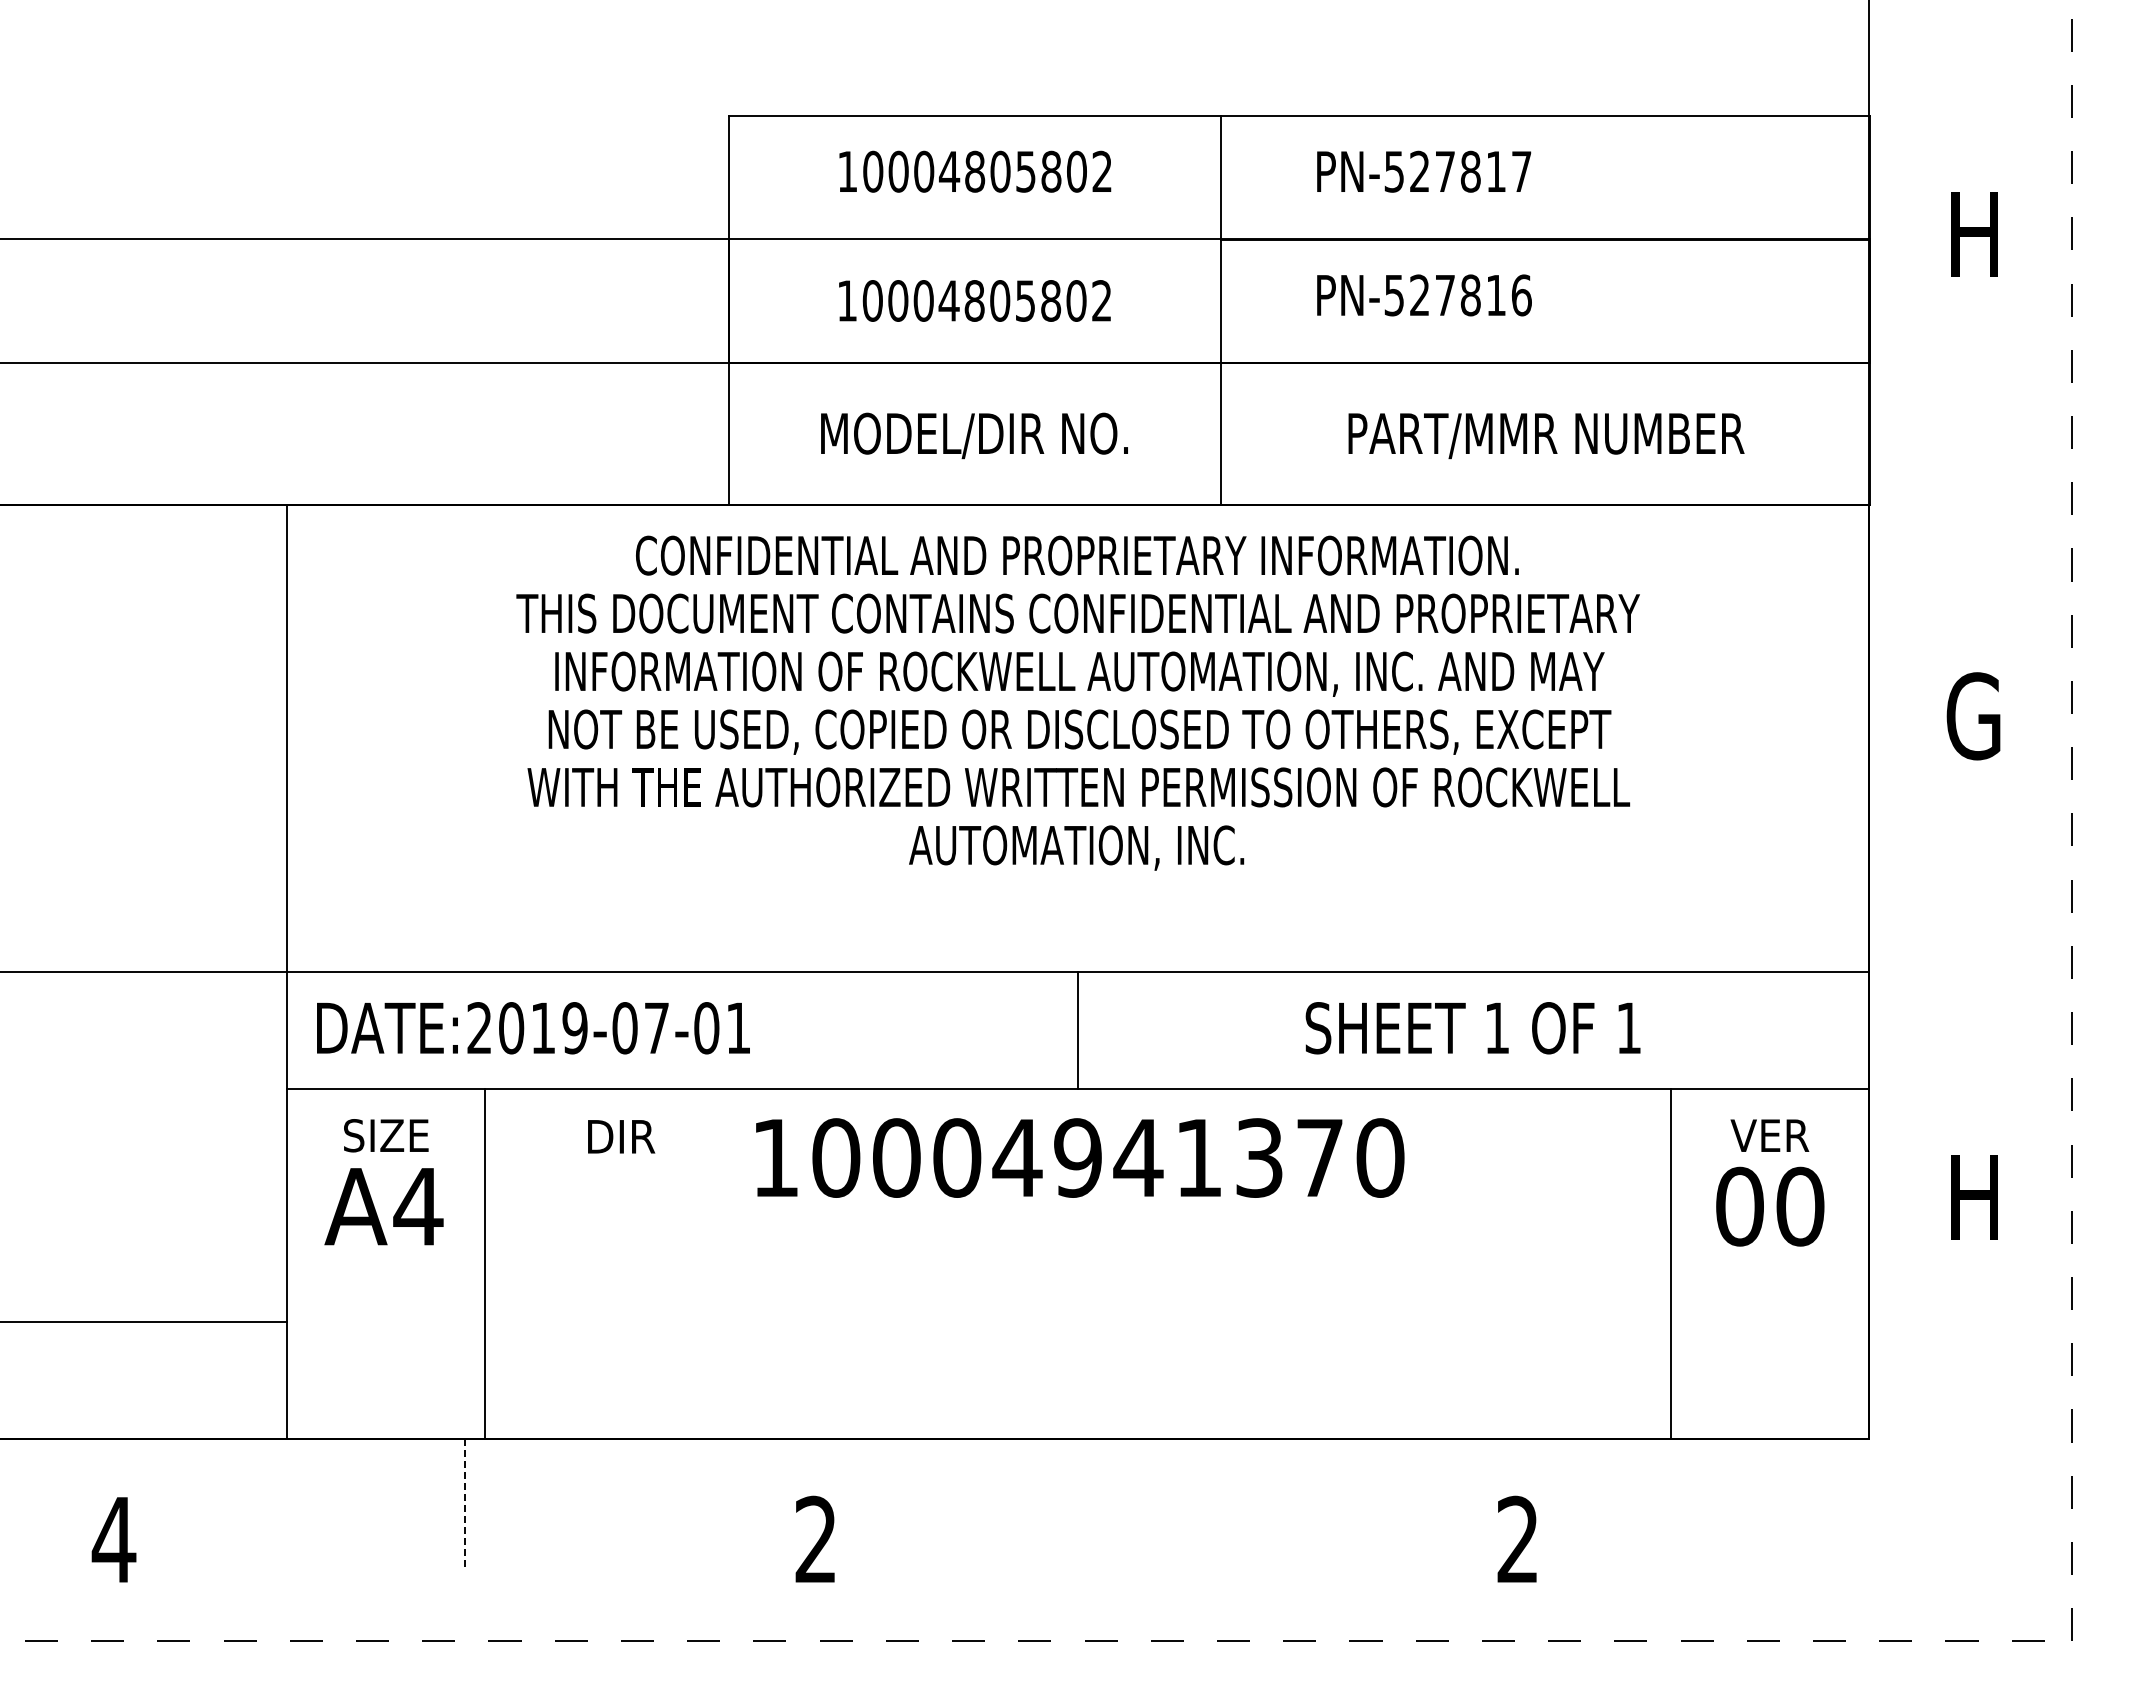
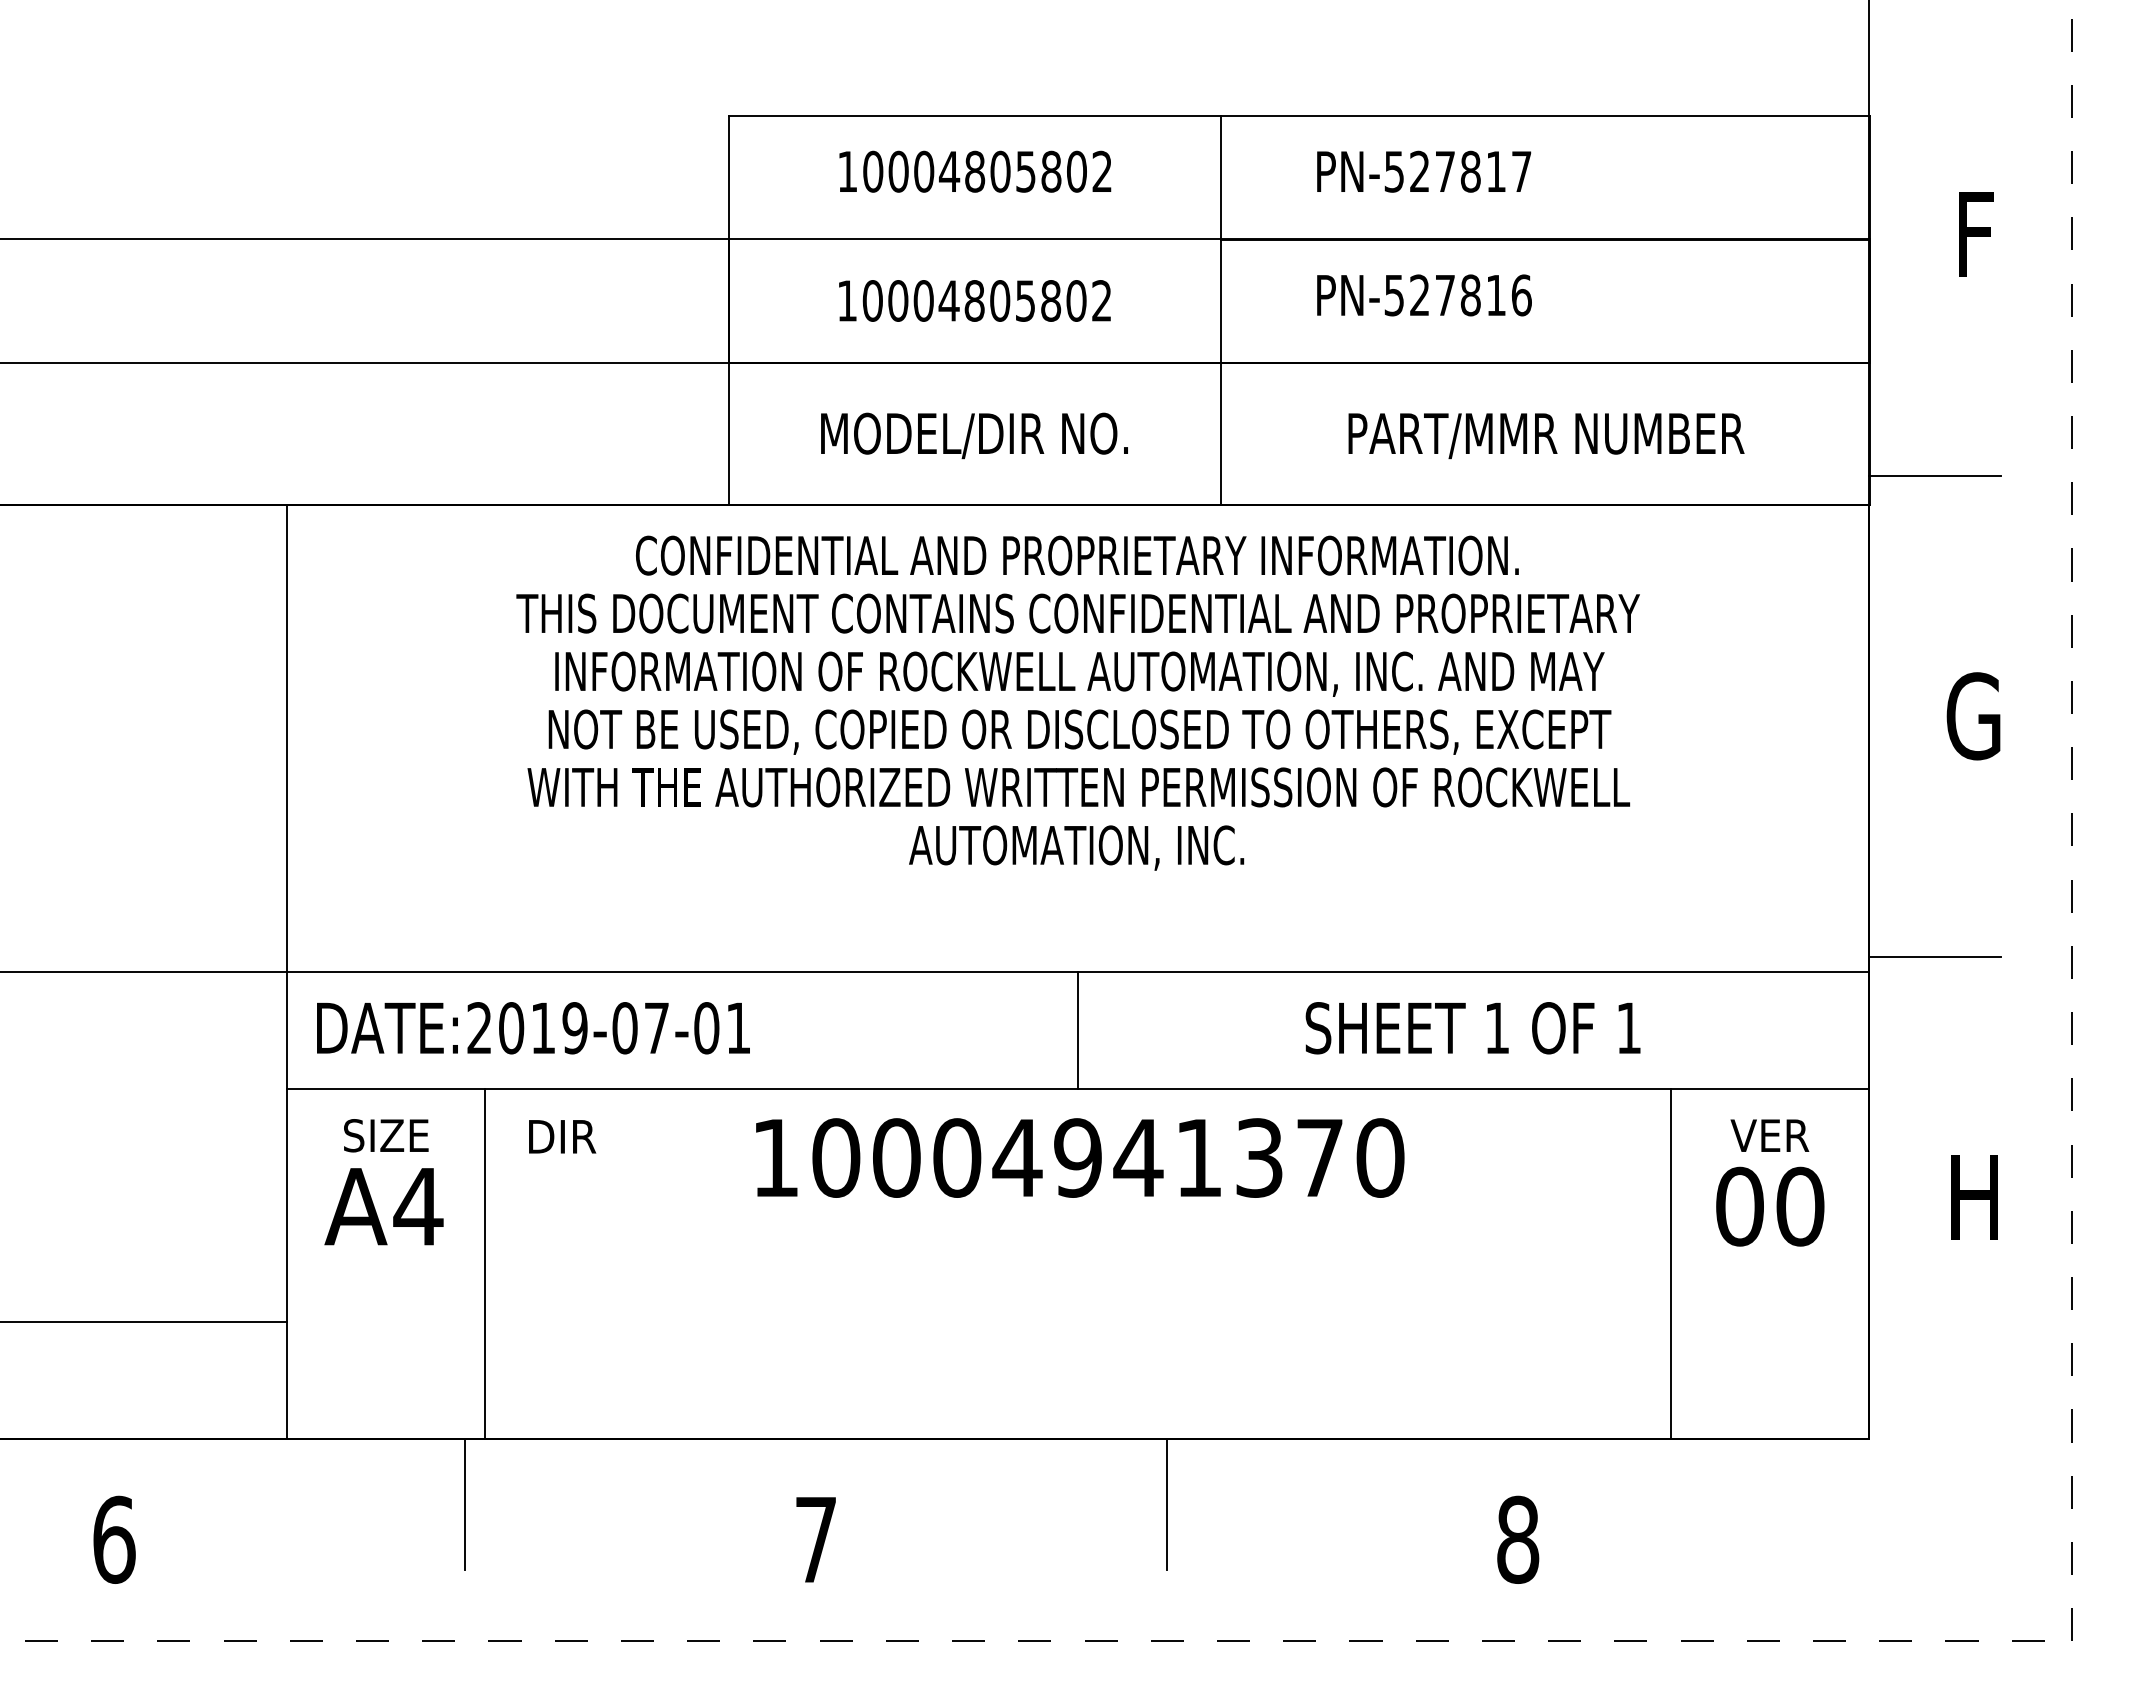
text: H -> F (1974, 234)
line: none -> present (1934, 475)
line: none -> present (1934, 957)
text position: (621, 1136) -> (562, 1136) (562, 1136)
line: dashed -> solid (465, 1504)
line: none -> present (1167, 1504)
text: 2 -> 7 (815, 1538)
text: 4 -> 6 (113, 1539)
text: 2 -> 8 (1518, 1539)
